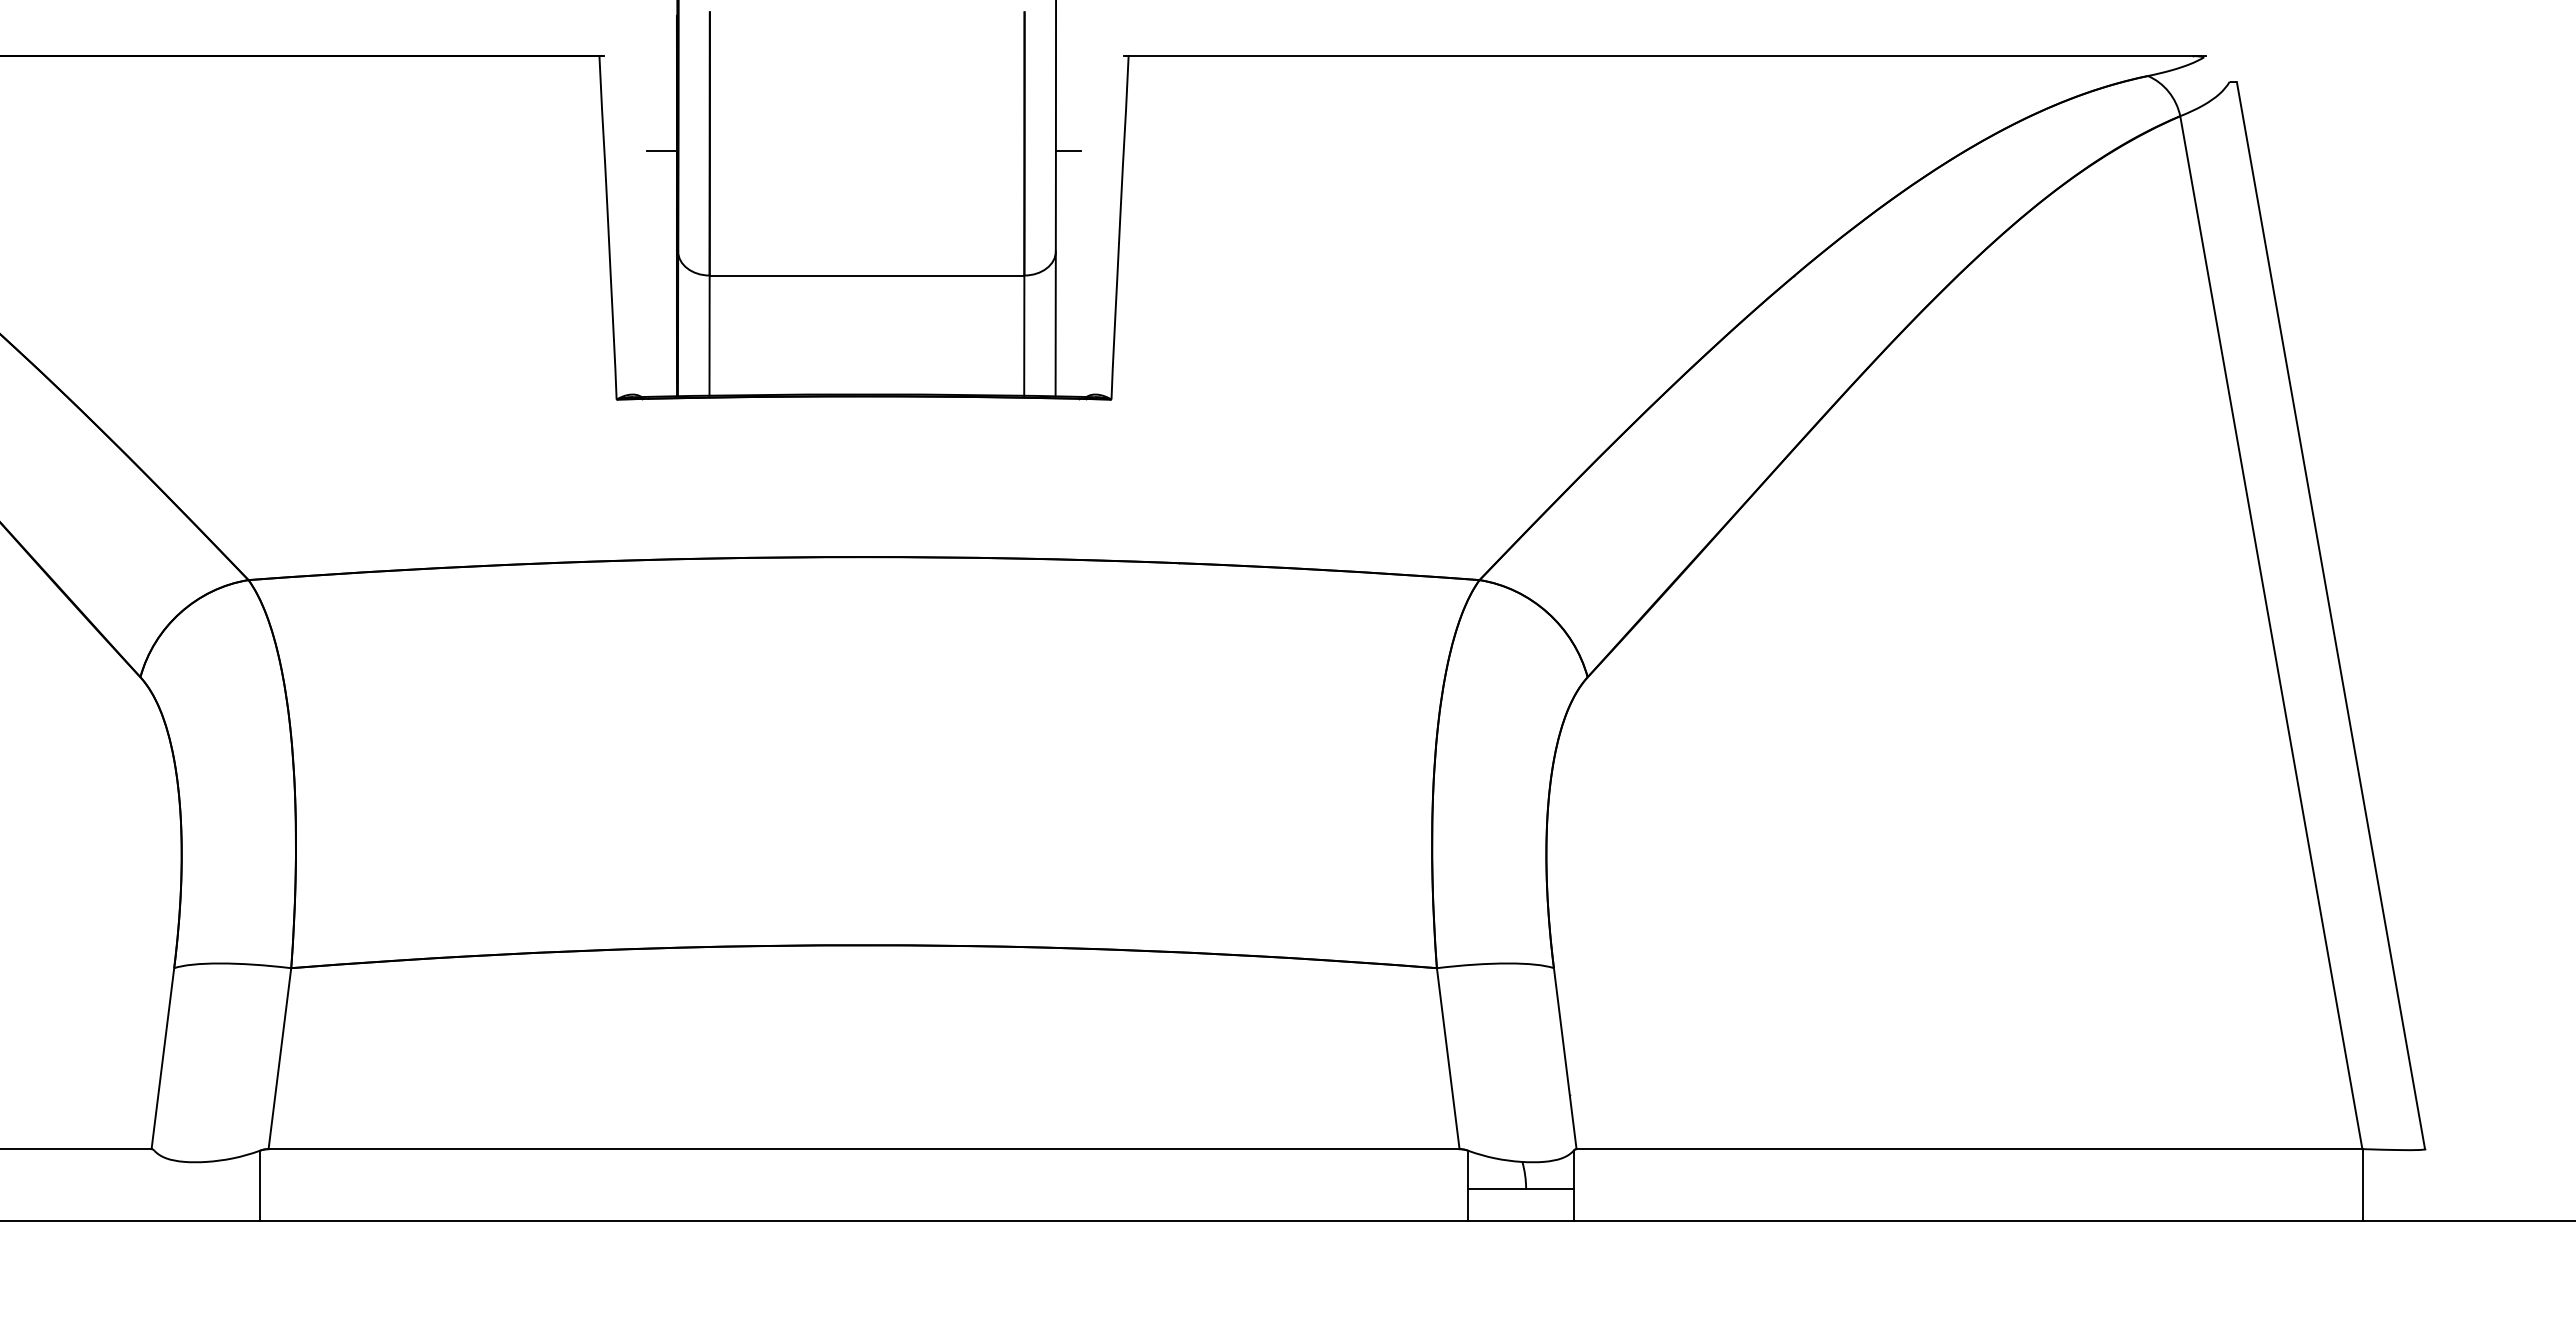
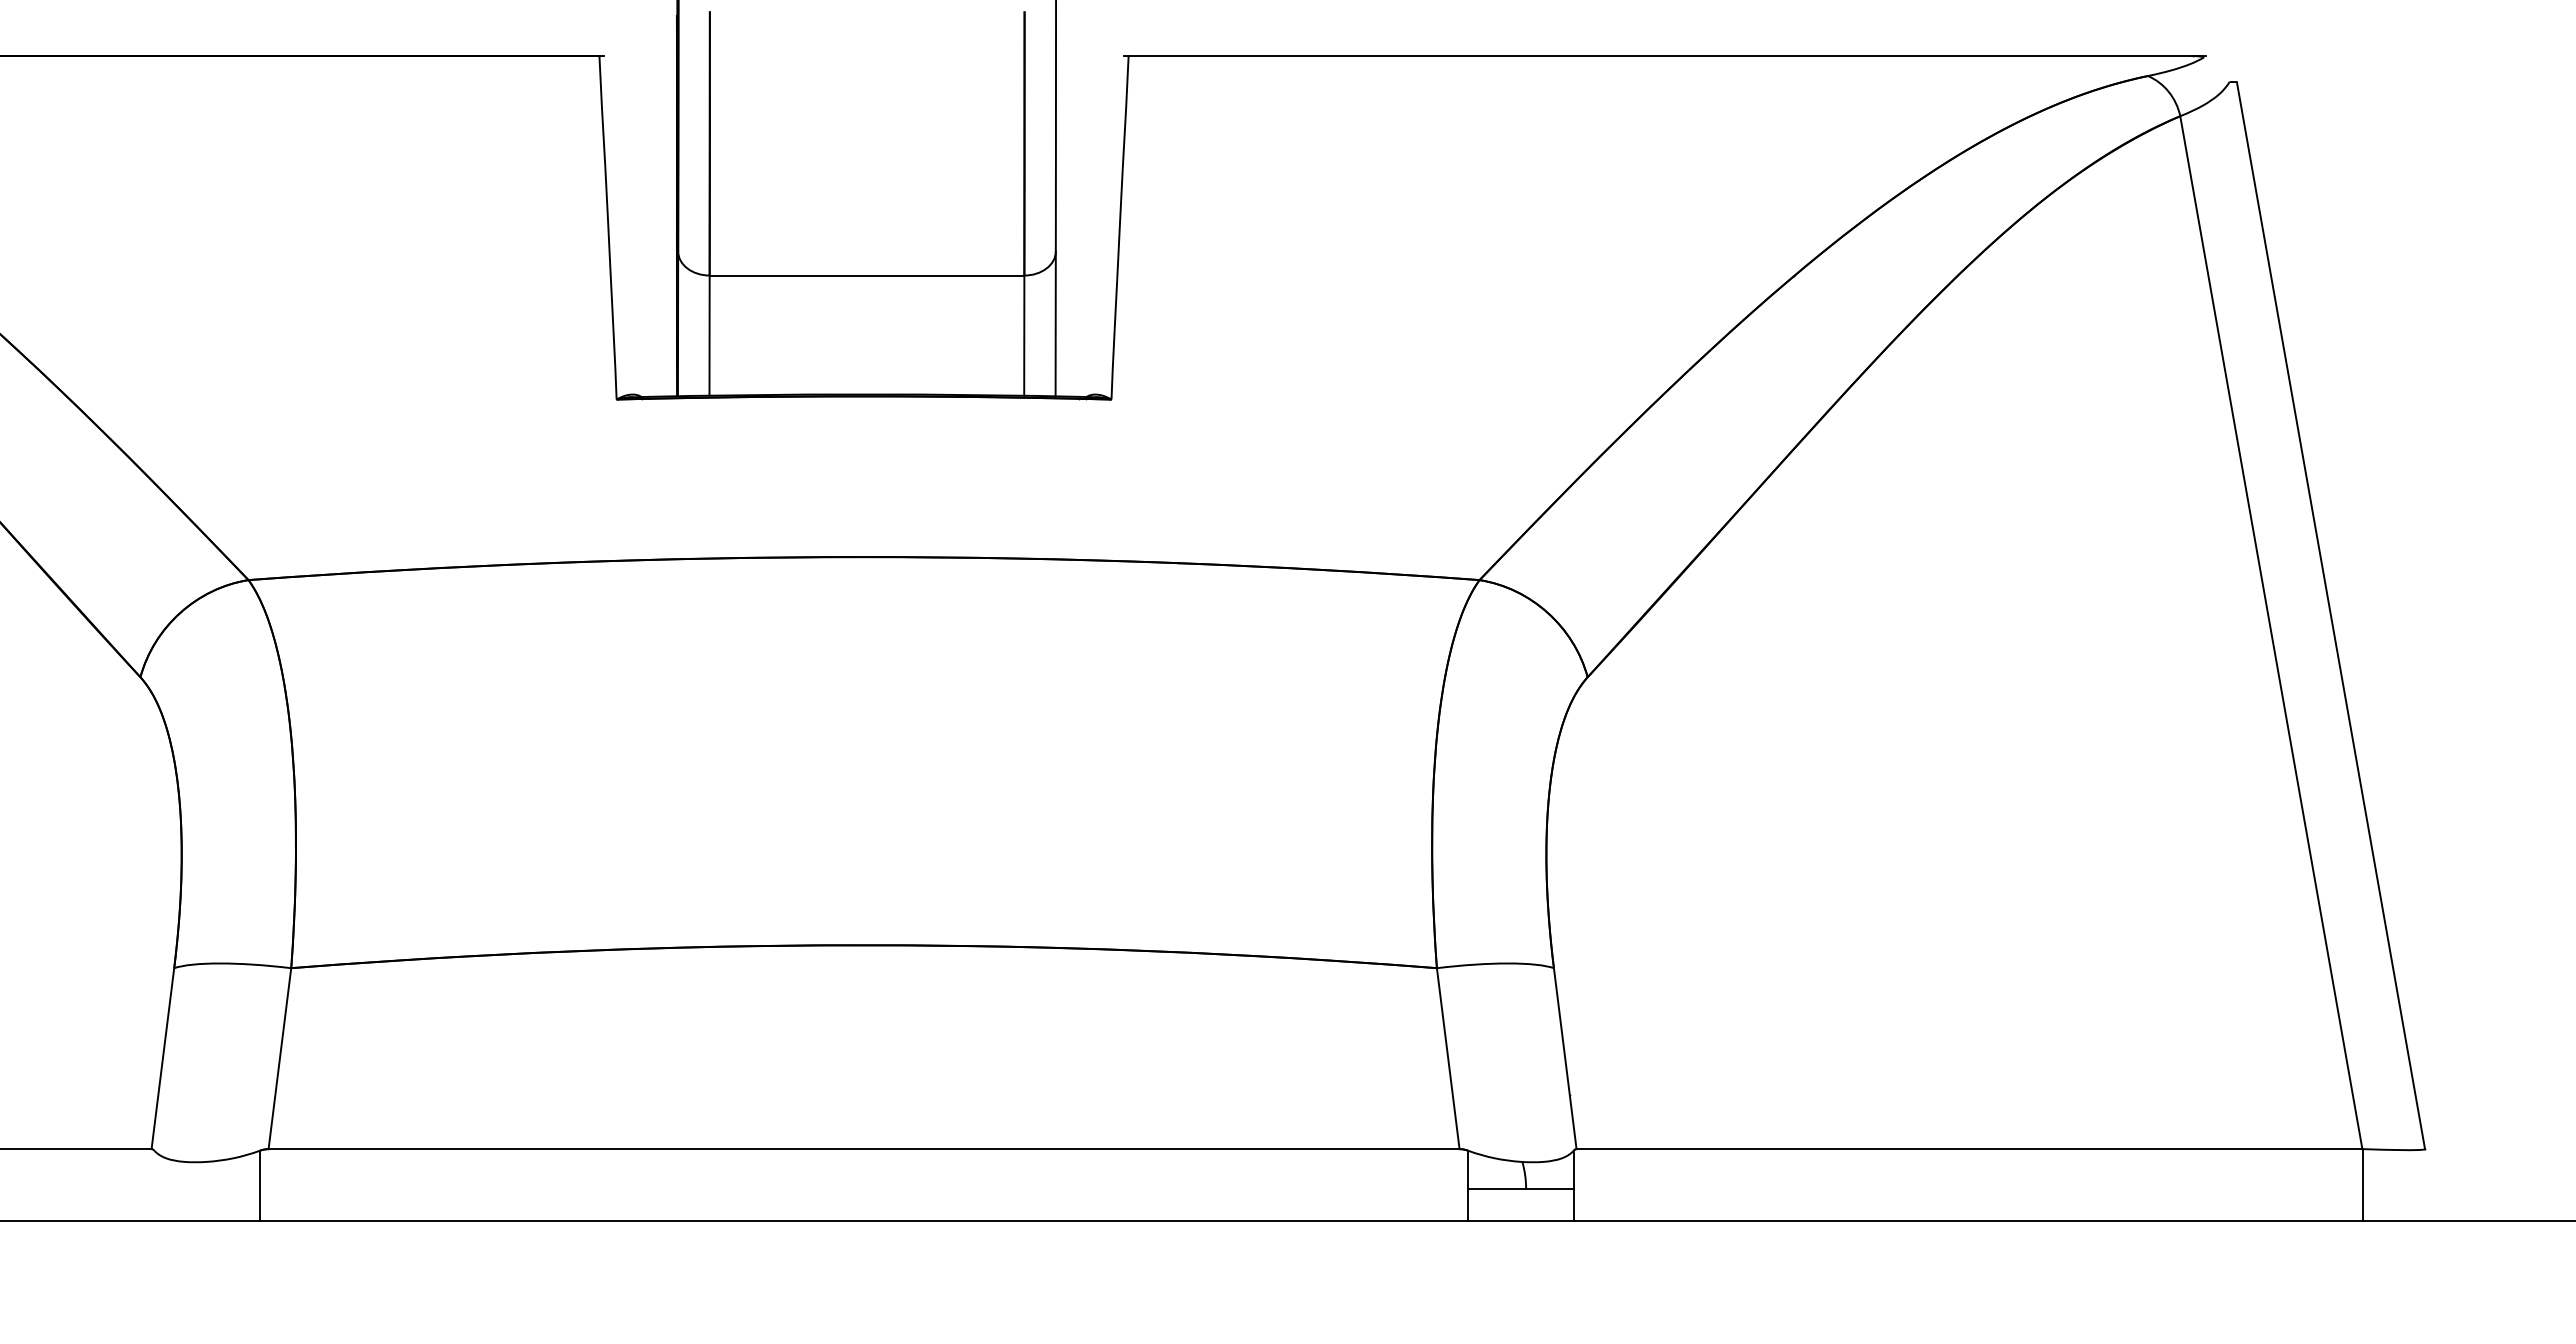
line: present -> none (661, 150)
line: present -> none (1068, 150)
